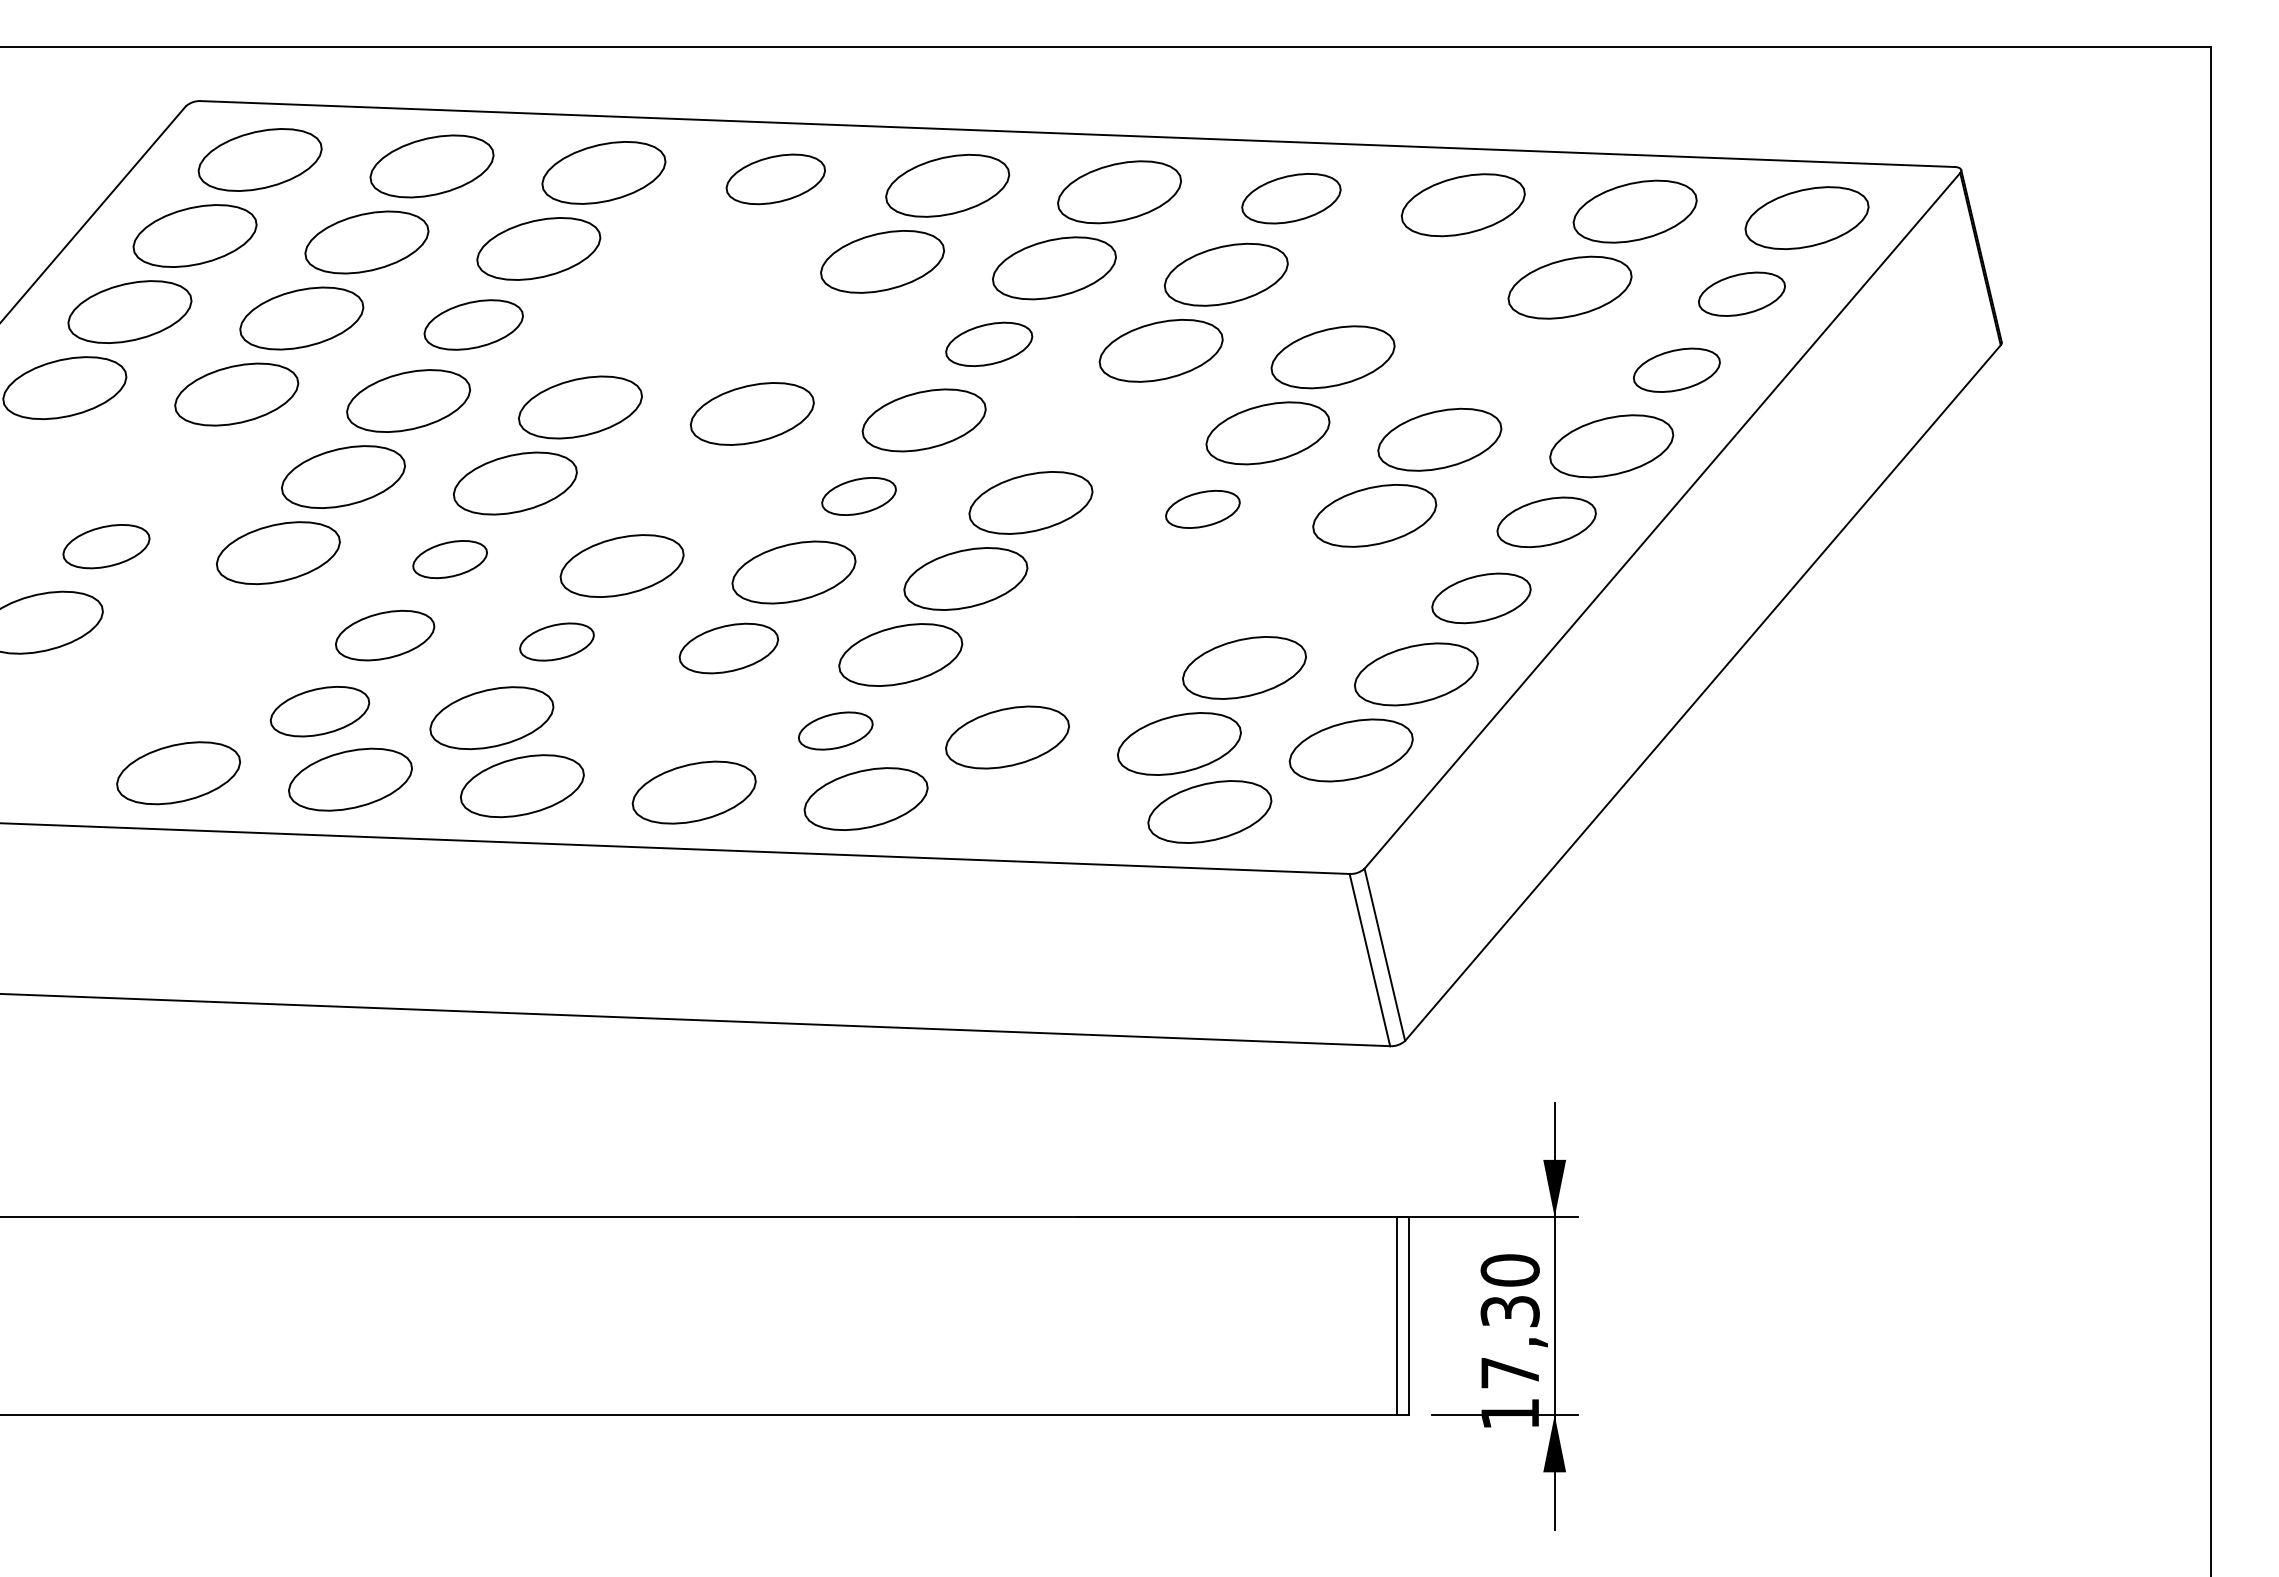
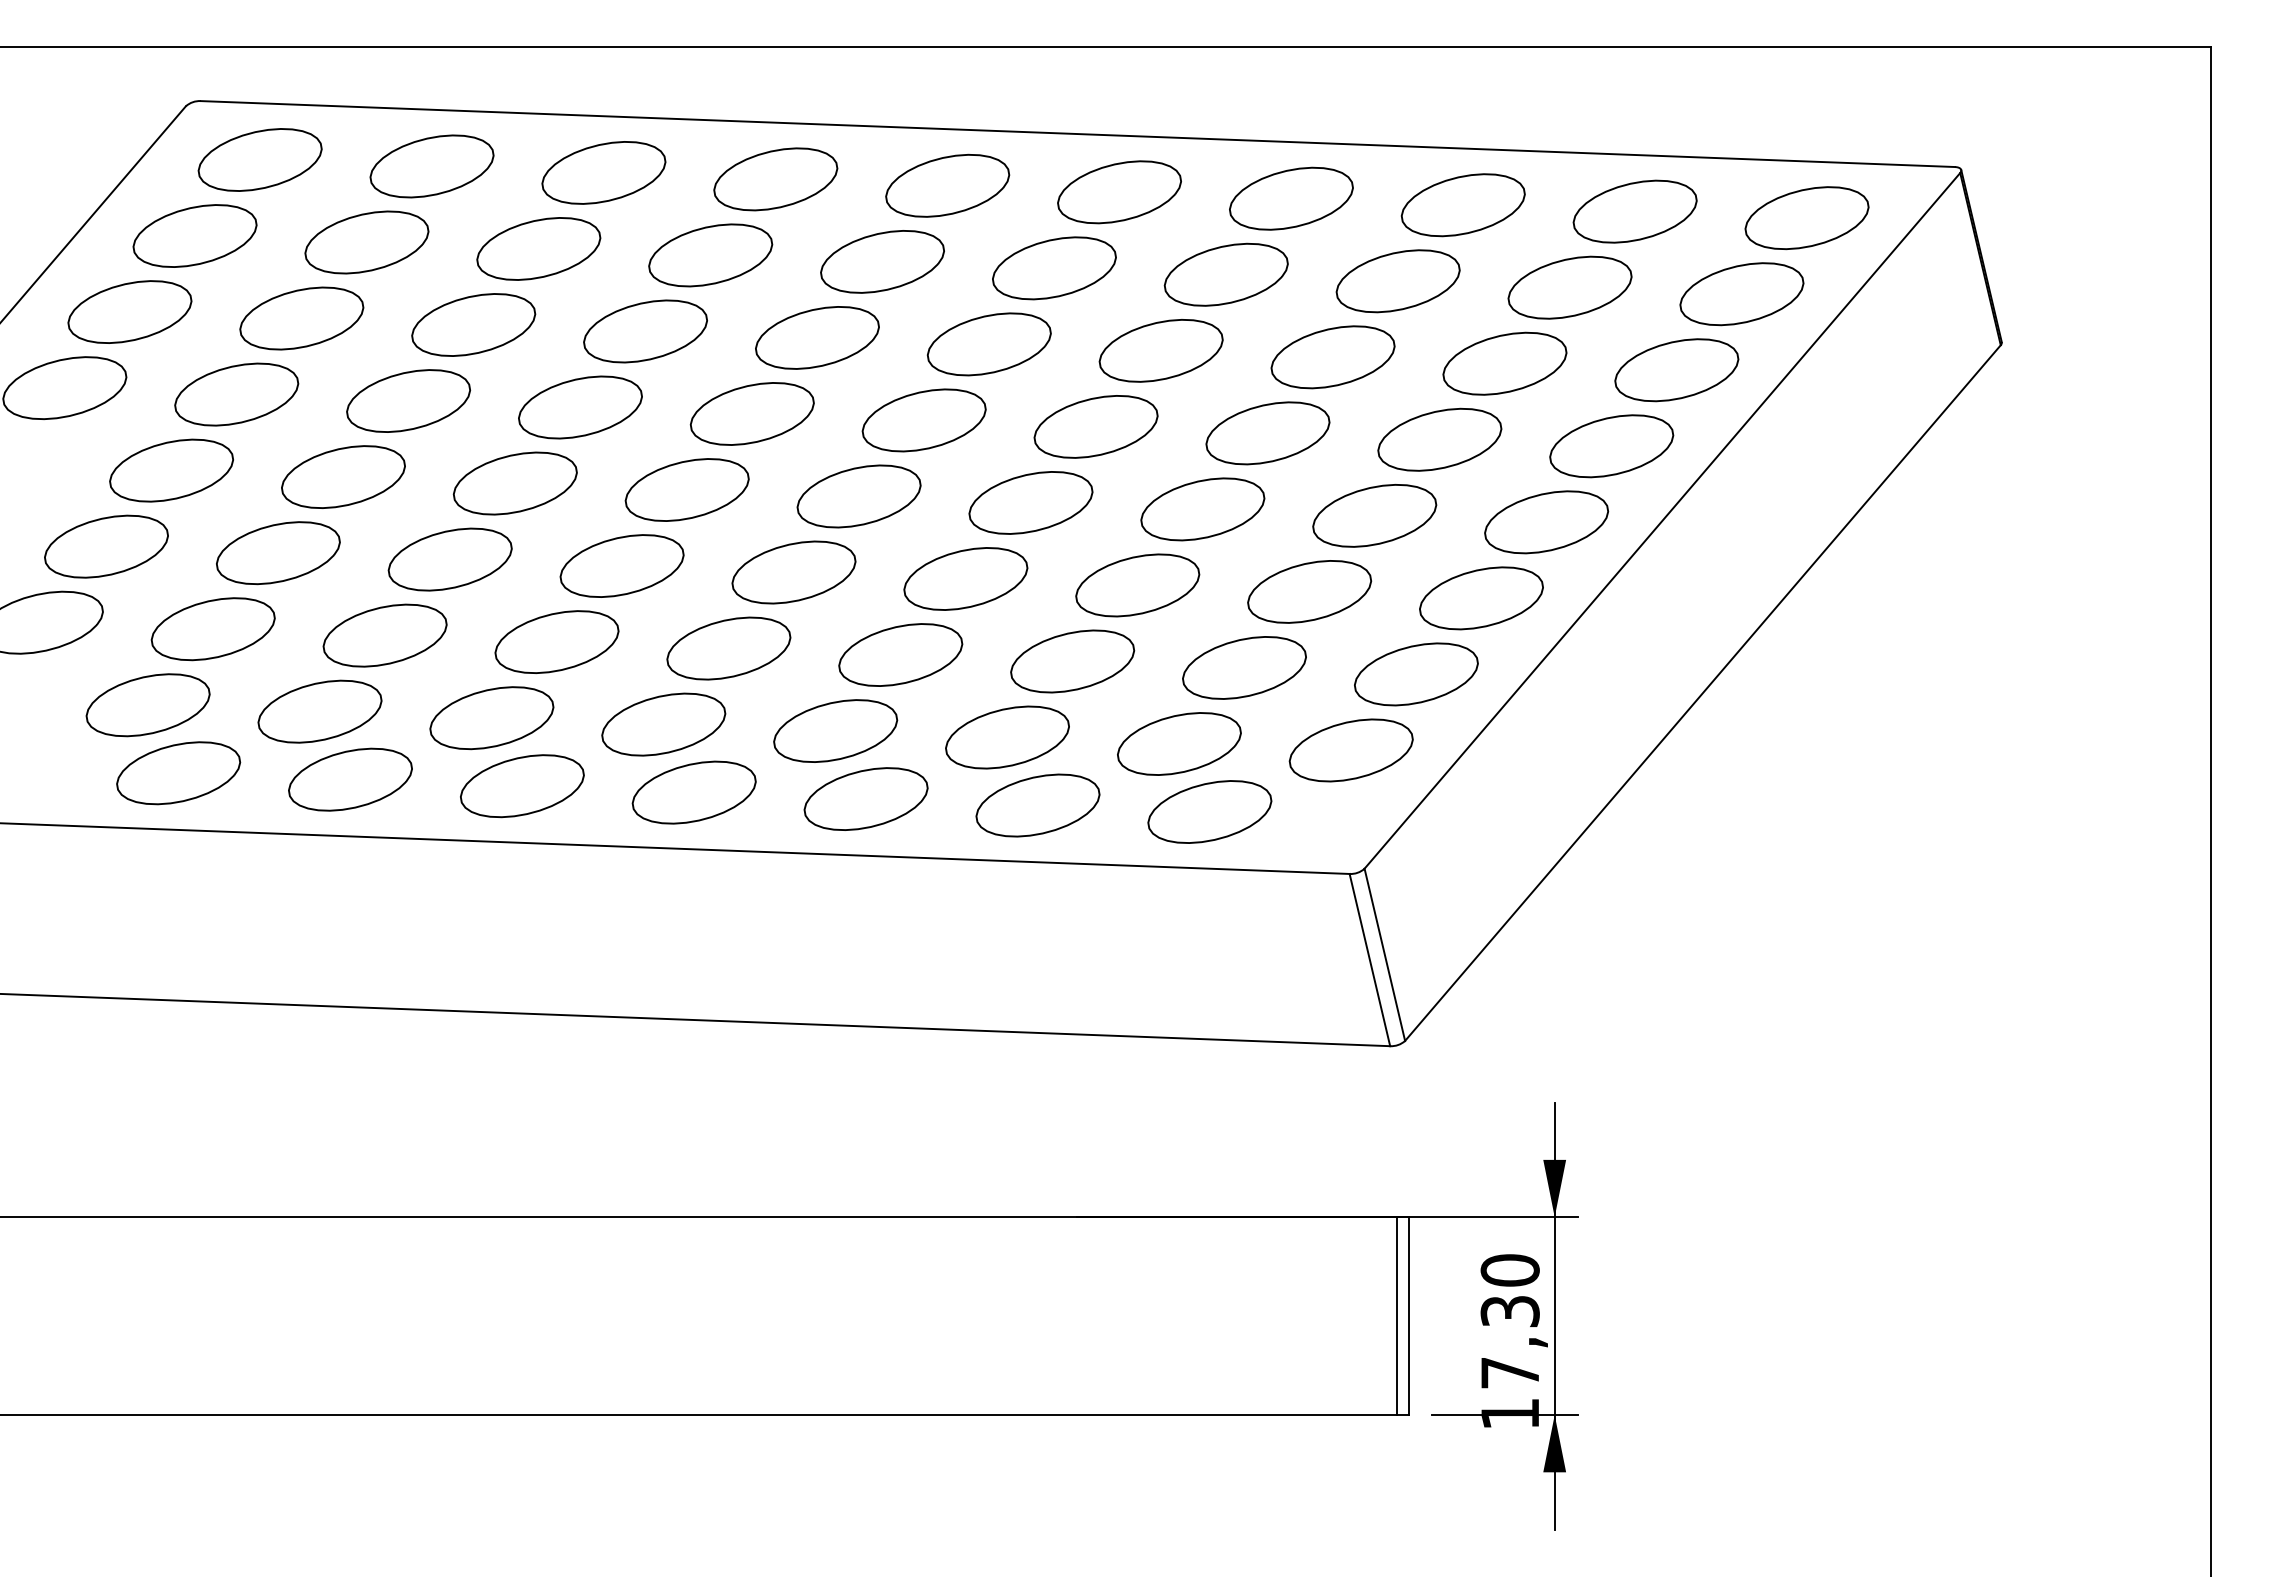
part size: 101x53 px -> 126x65 px (775, 179)
part size: 101x52 px -> 125x65 px (1291, 198)
part: none -> present (710, 255)
part: none -> present (1397, 281)
part size: 88x46 px -> 126x65 px (1741, 294)
part size: 101x52 px -> 126x64 px (473, 324)
part: none -> present (645, 331)
part: none -> present (817, 337)
part size: 89x46 px -> 126x65 px (988, 344)
part: none -> present (1504, 363)
part size: 88x46 px -> 126x65 px (1676, 370)
part: none -> present (1095, 426)
part: none -> present (171, 470)
part: none -> present (686, 489)
part size: 76x39 px -> 126x65 px (858, 496)
part size: 76x39 px -> 126x65 px (1202, 509)
part size: 101x53 px -> 126x65 px (1546, 522)
part size: 89x46 px -> 125x65 px (106, 546)
part size: 76x40 px -> 126x65 px (449, 559)
part: none -> present (1137, 585)
part: none -> present (1309, 591)
part size: 101x53 px -> 125x65 px (1481, 598)
part: none -> present (212, 629)
part size: 101x53 px -> 126x65 px (384, 635)
part size: 76x40 px -> 126x64 px (556, 641)
part size: 101x53 px -> 126x65 px (728, 648)
part: none -> present (1072, 661)
part: none -> present (147, 705)
part size: 102x52 px -> 126x65 px (319, 711)
part: none -> present (663, 724)
part size: 76x40 px -> 126x64 px (835, 730)
part: none -> present (1037, 805)
